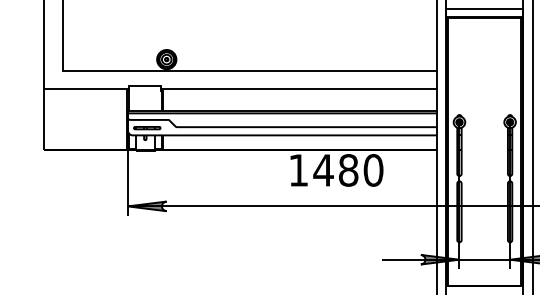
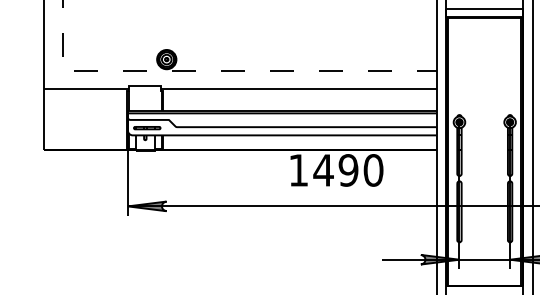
line: solid -> dashed (213, 71)
text: 1480 -> 1490 (348, 170)
